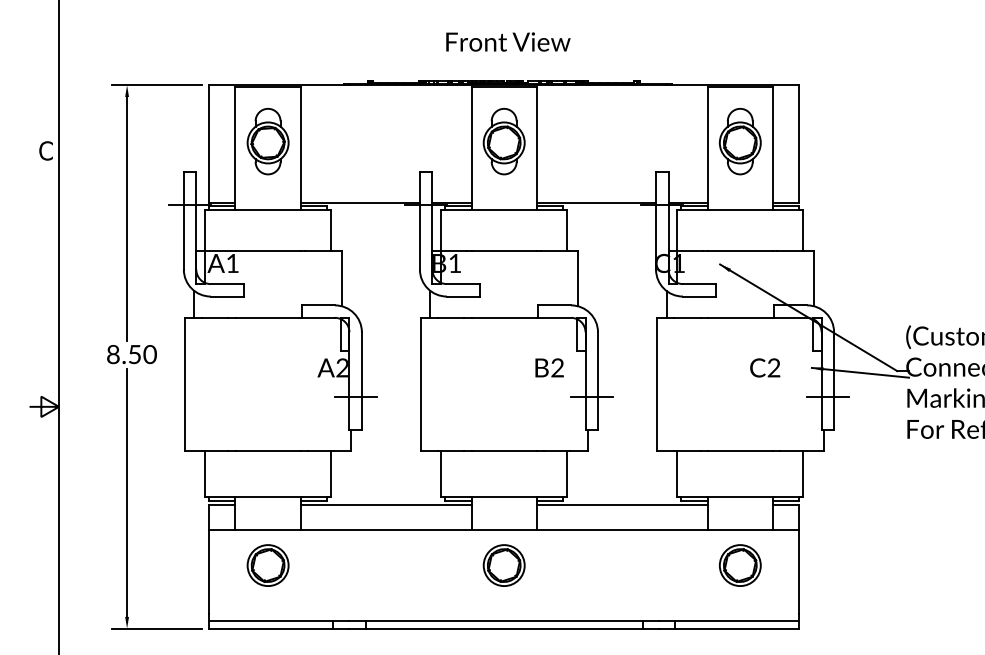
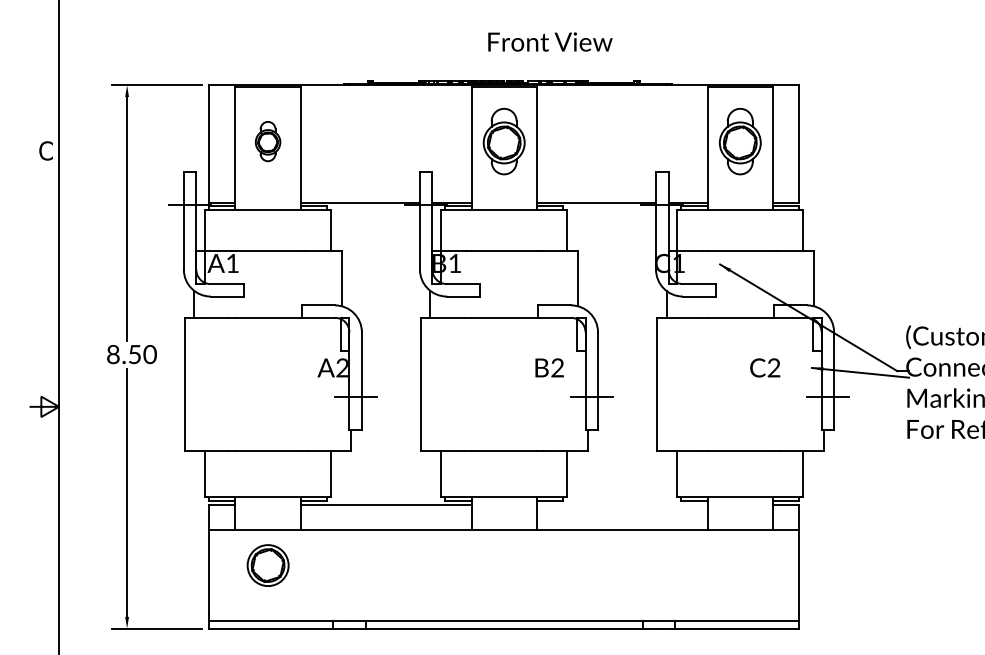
text position: (508, 41) -> (550, 41) (550, 41)
part size: 44x69 px -> 28x42 px (267, 141)
line: present -> none (621, 505)
part: present -> none (503, 565)
part: present -> none (740, 565)
